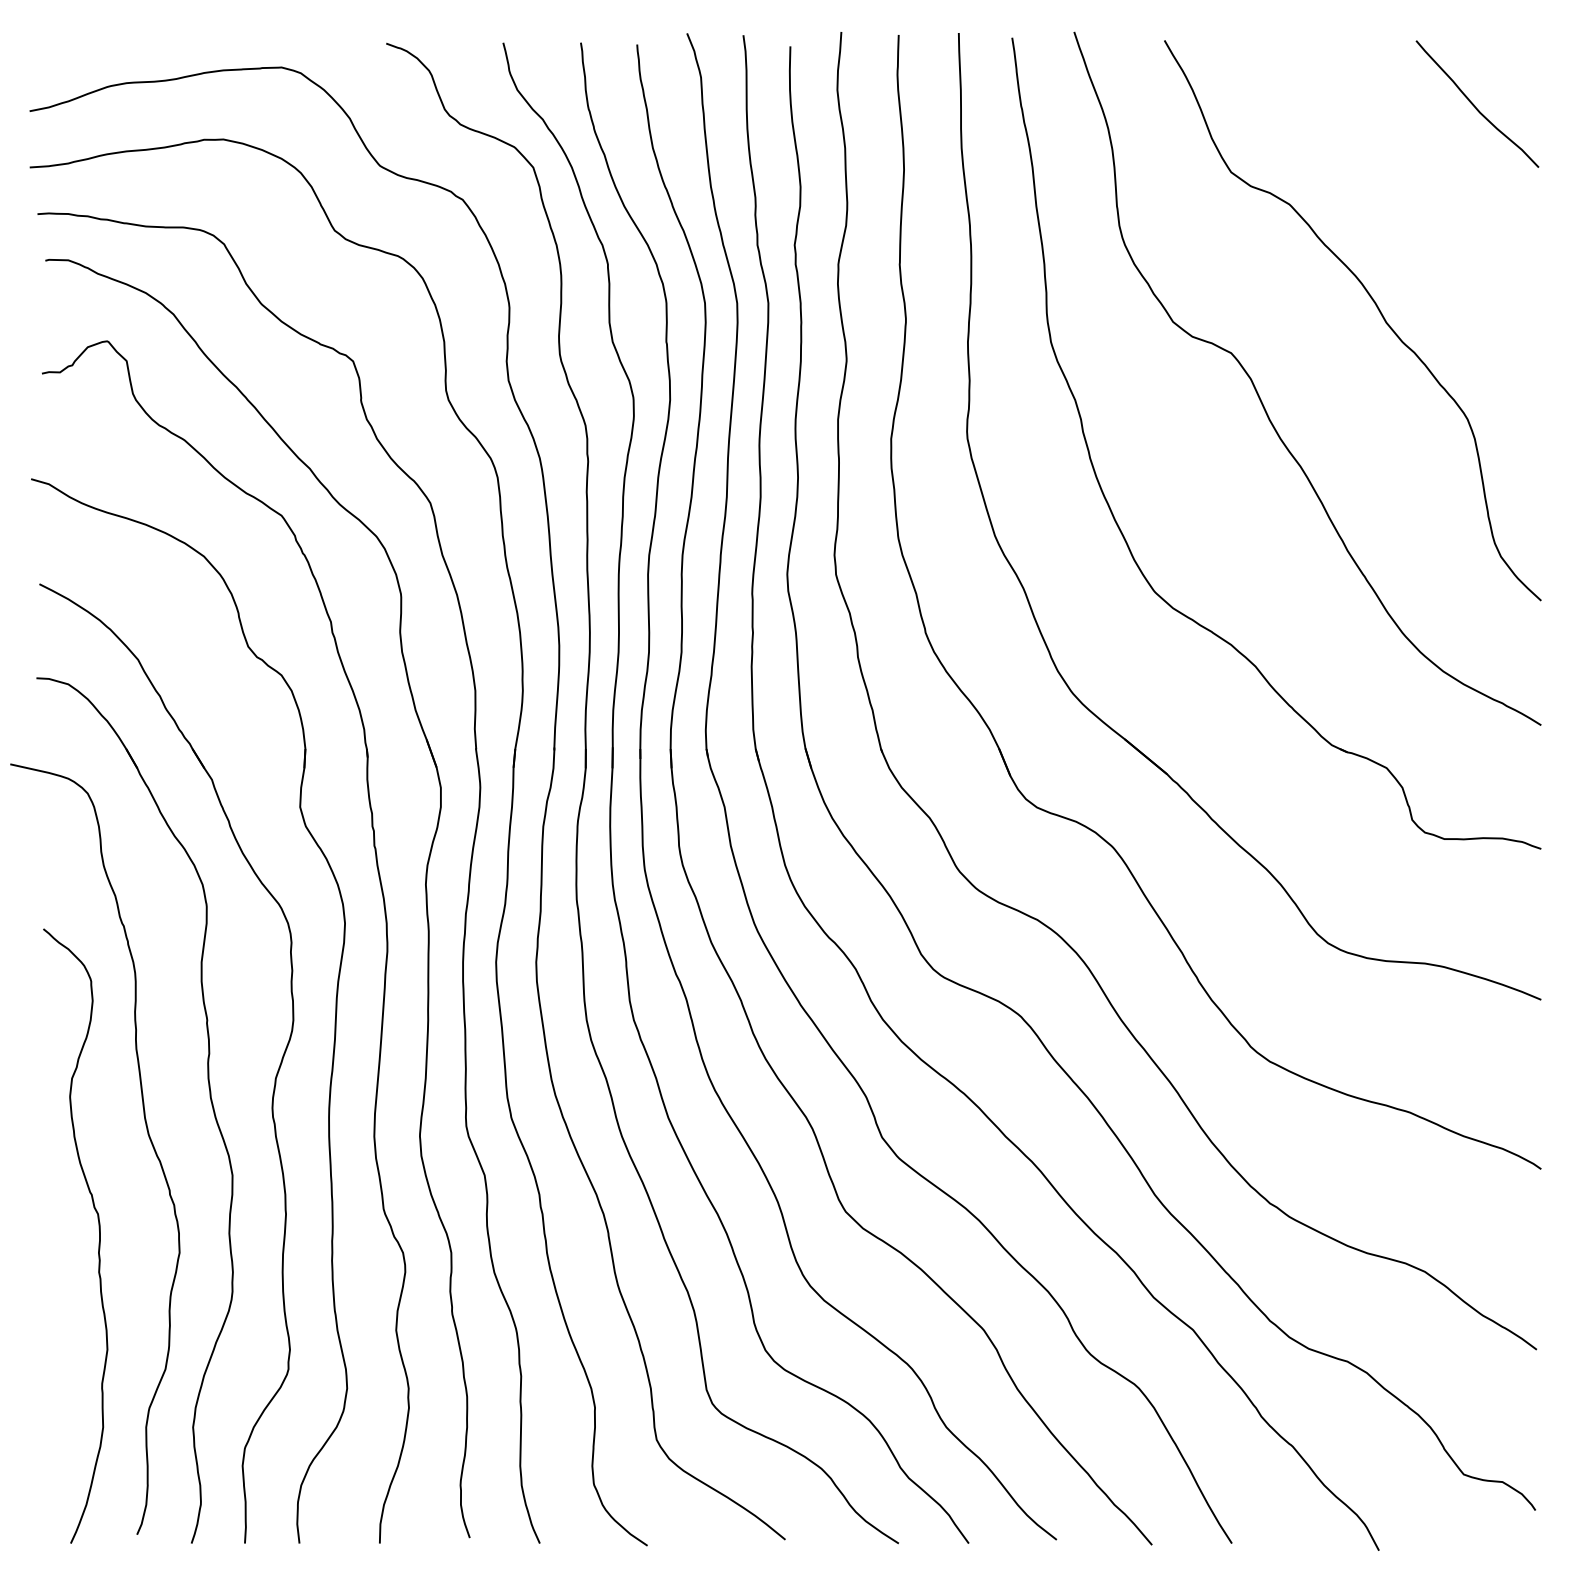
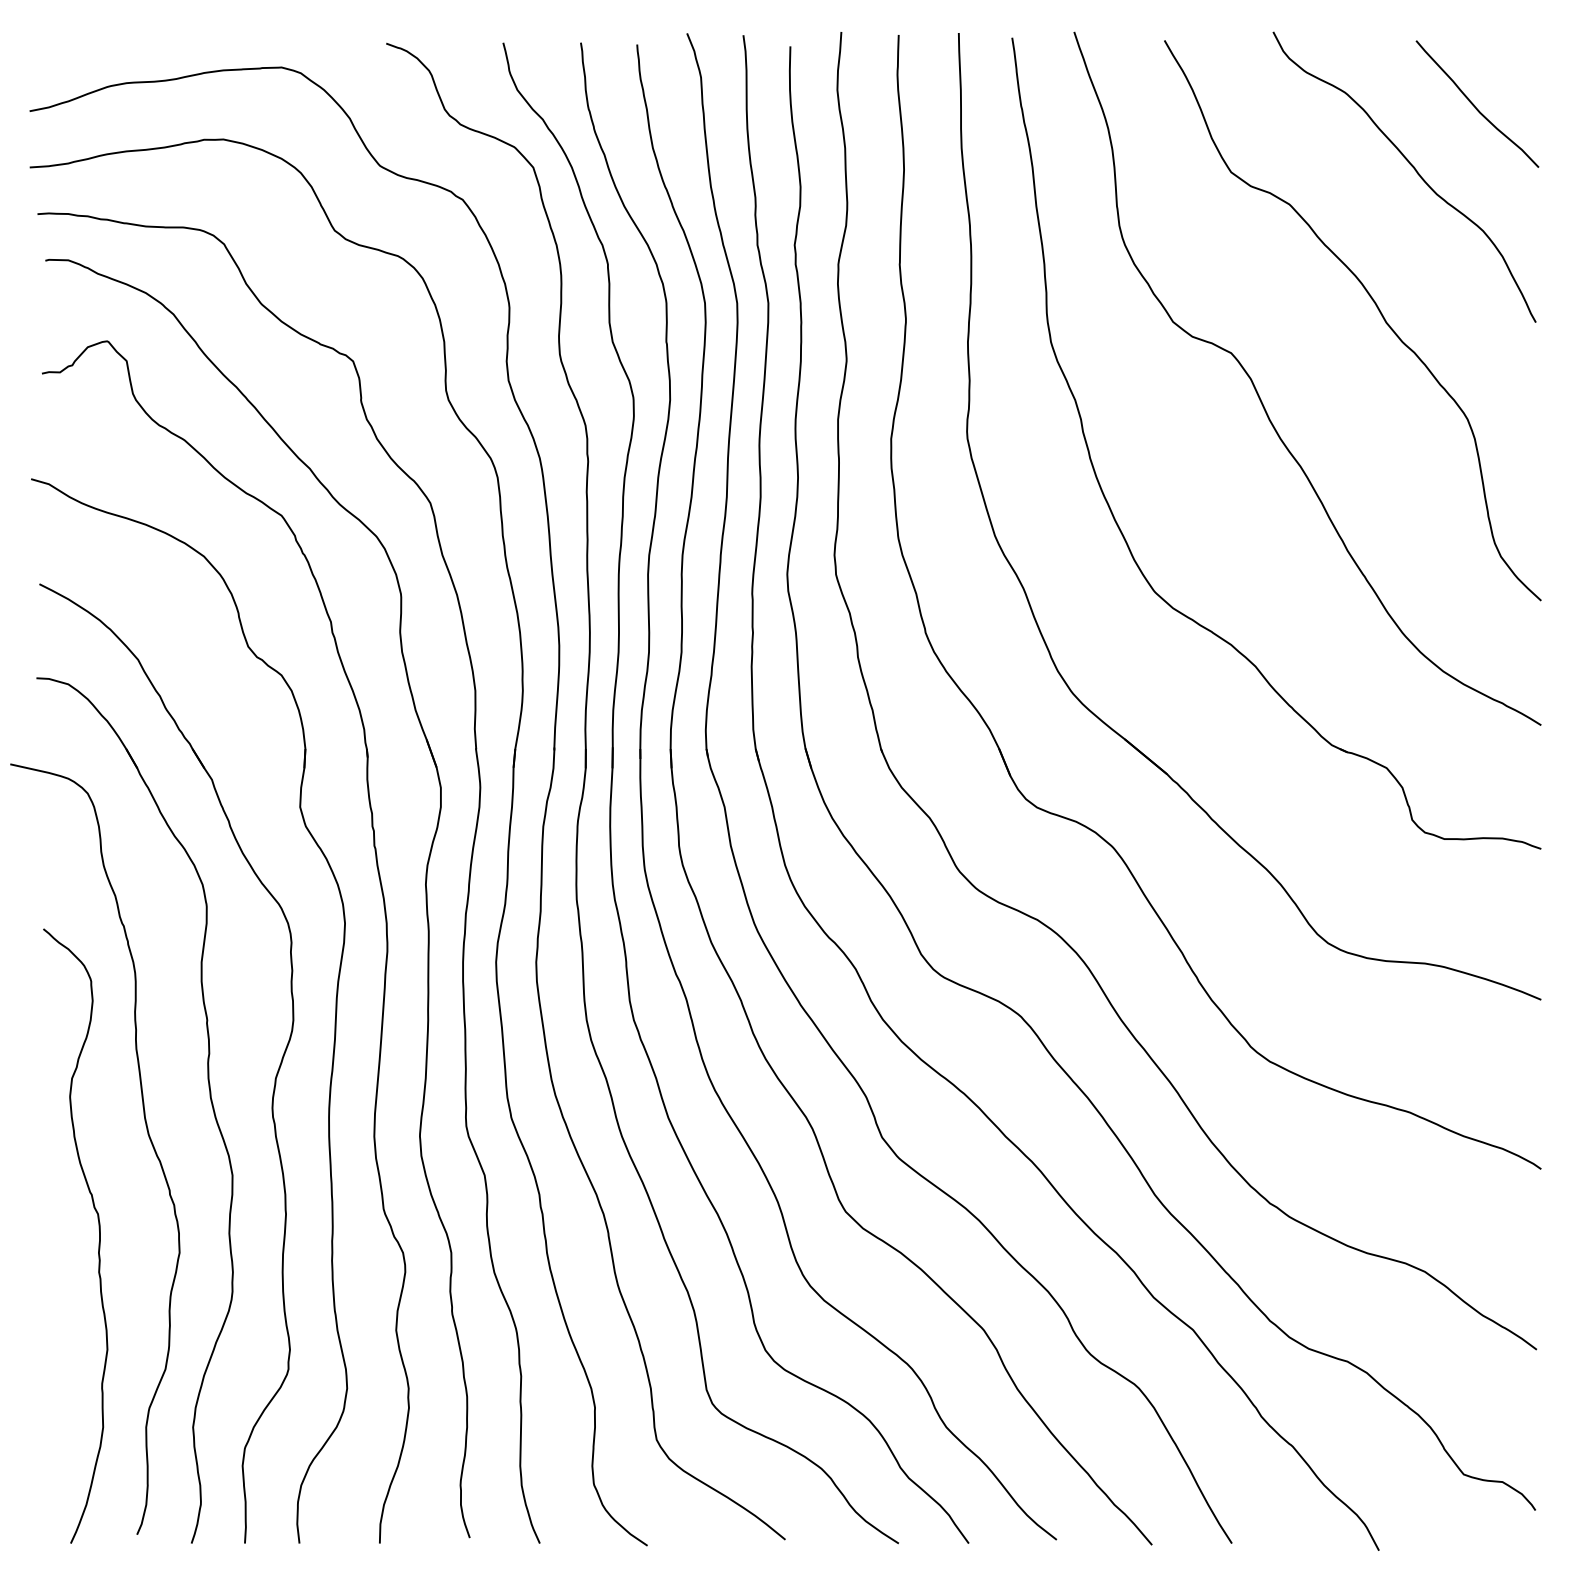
curve: none -> present (1414, 170)
